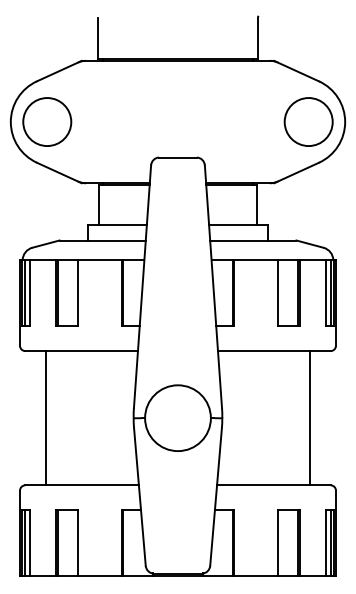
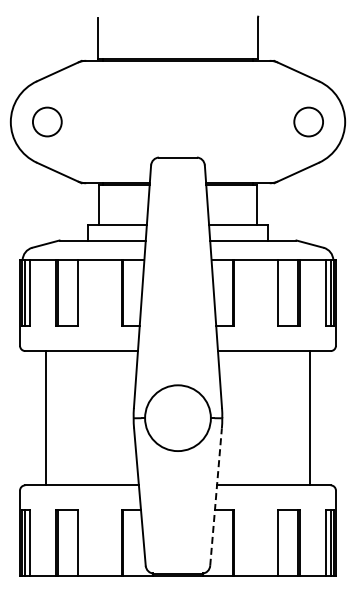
circle size: 51x50 px -> 31x32 px (47, 121)
circle diameter: 48 px -> 29 px (308, 121)
line: solid -> dashed (216, 497)
